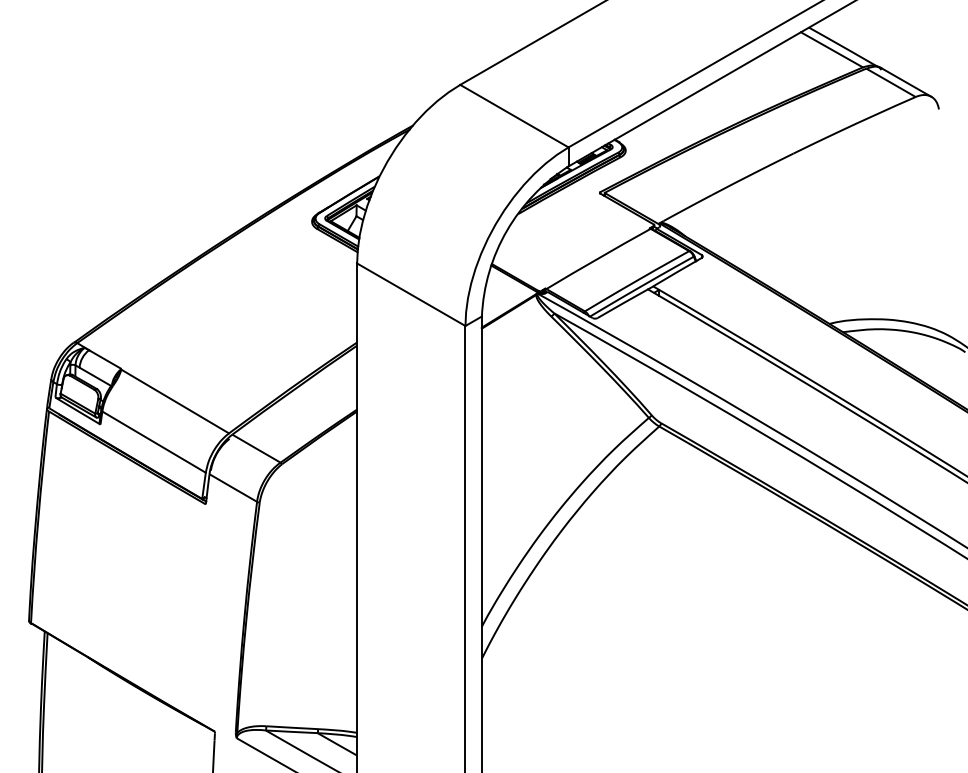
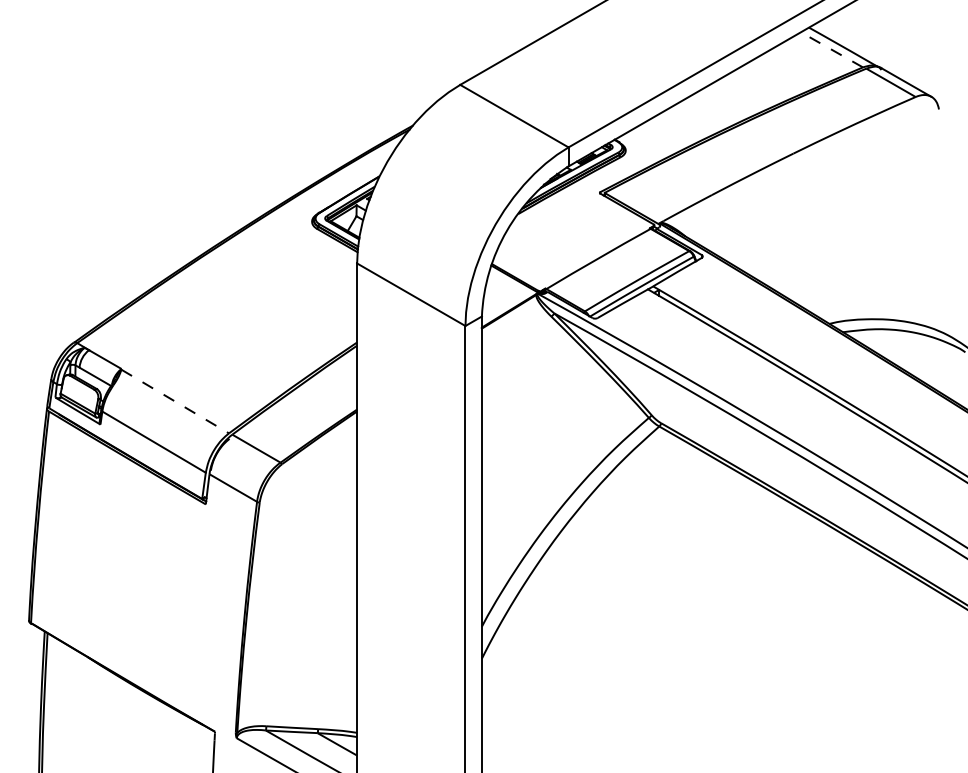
line: solid -> dashed (831, 49)
line: solid -> dashed (175, 401)
